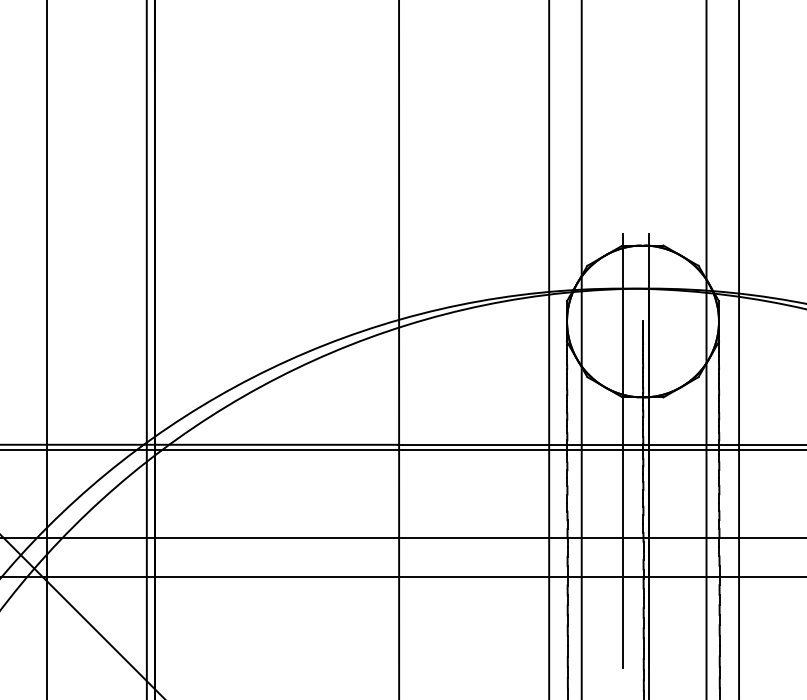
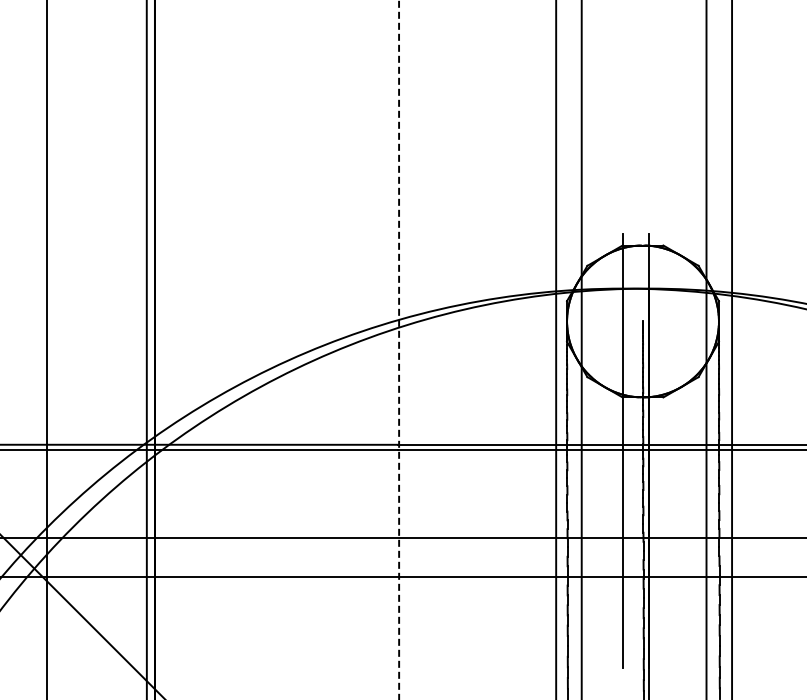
line: solid -> dashed (399, 349)
line position: (549, 349) -> (556, 349) (556, 349)
line position: (739, 349) -> (732, 349) (732, 349)
